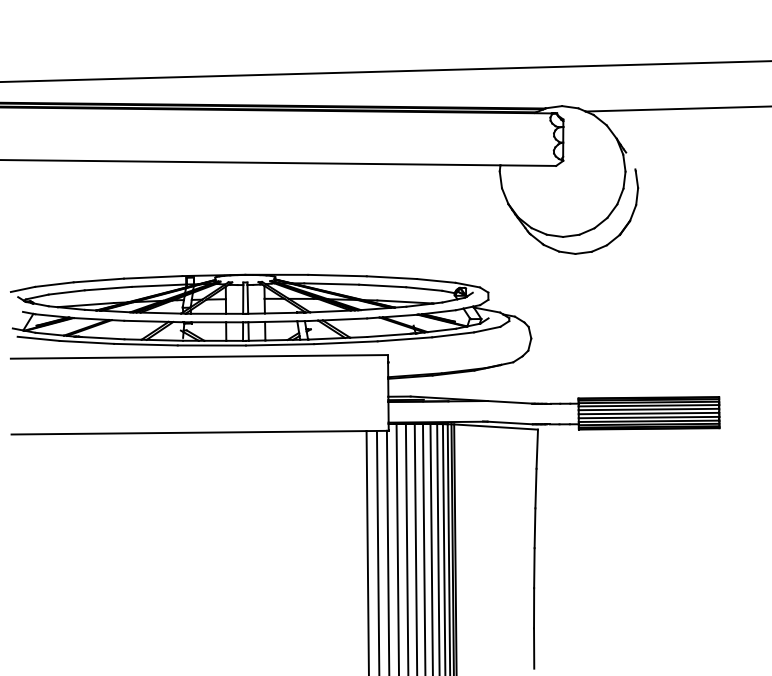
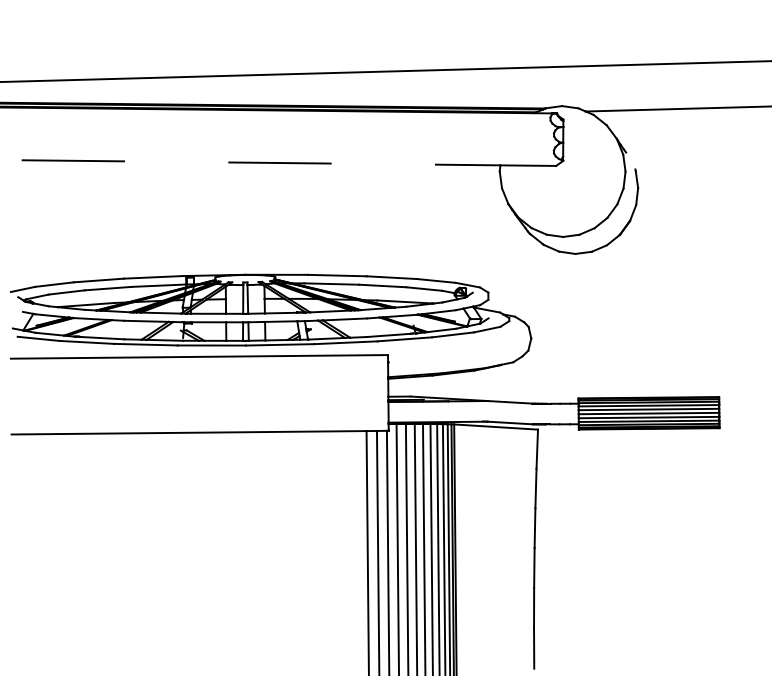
line: solid -> dashed (250, 162)
